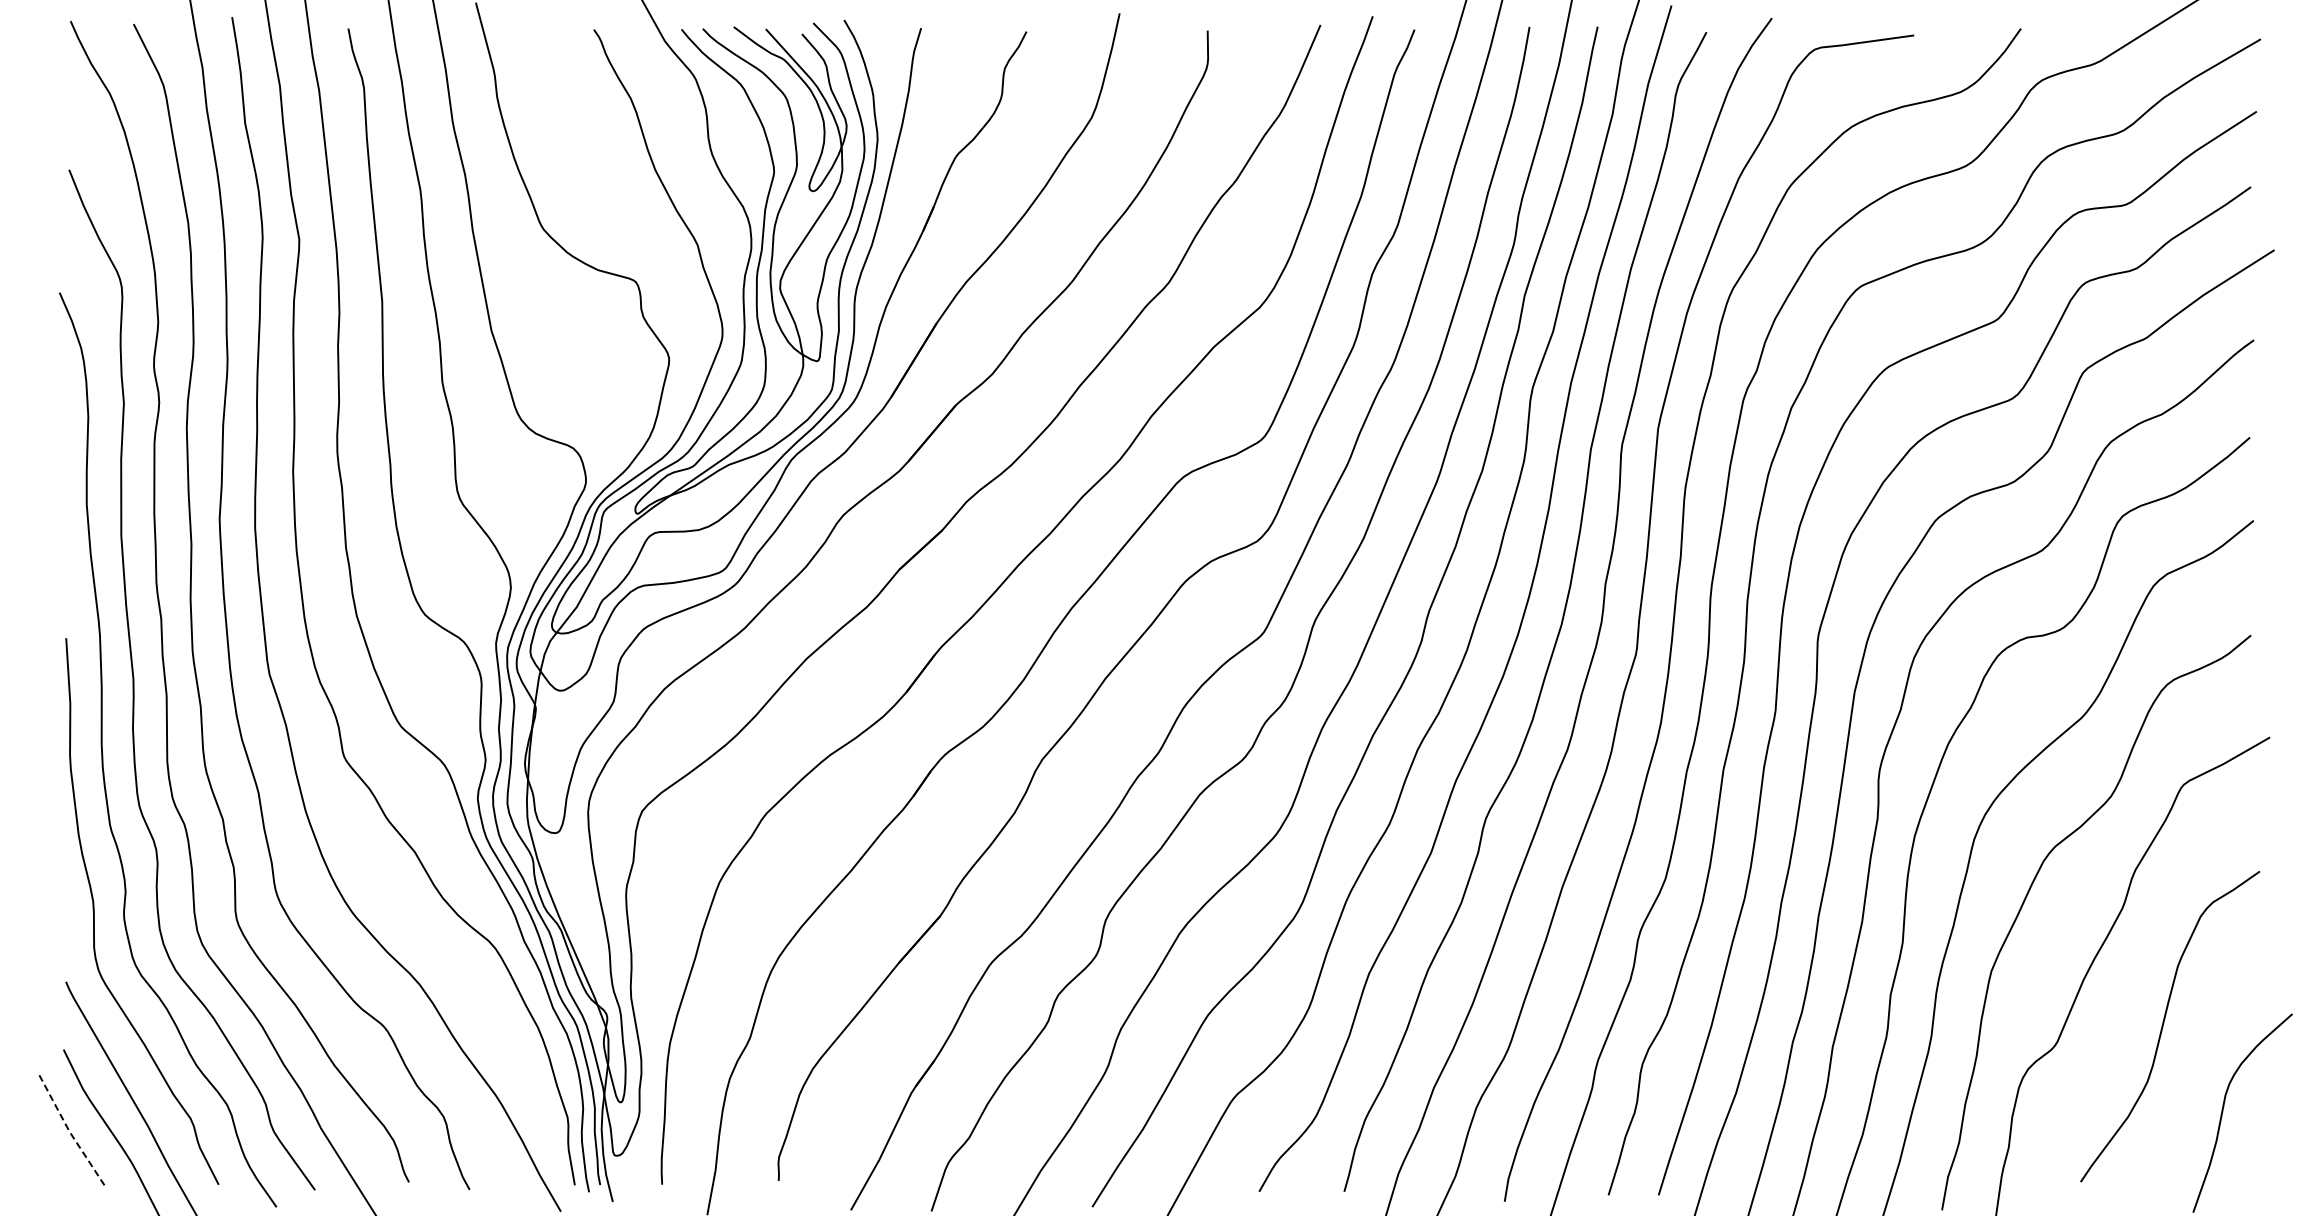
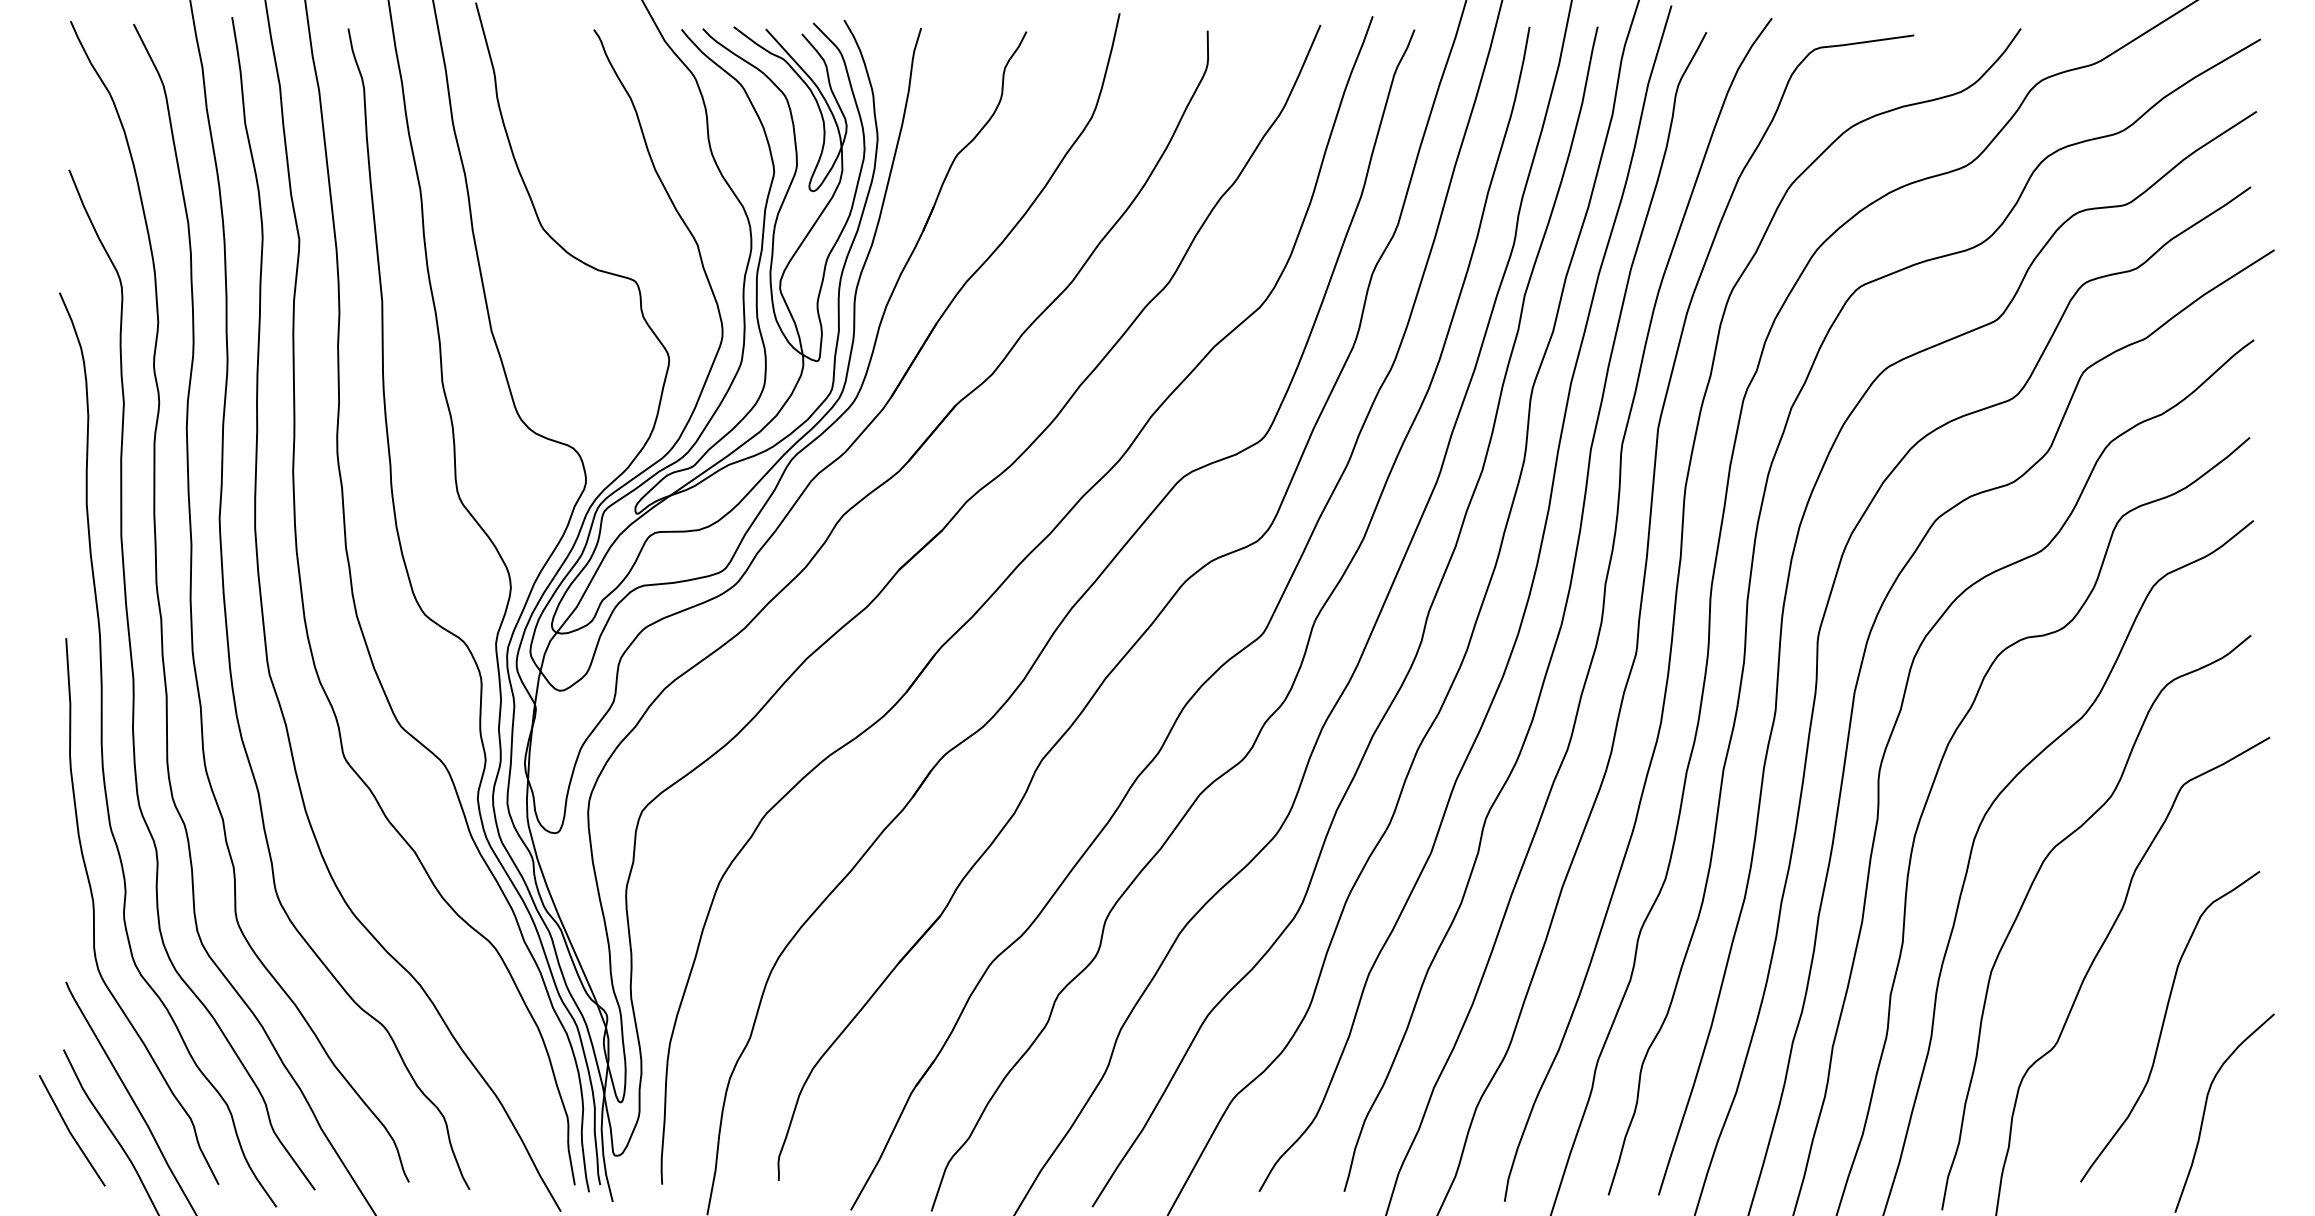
curve position: (2224, 1106) -> (2206, 1106) (2206, 1106)
line: dashed -> solid (69, 1132)
